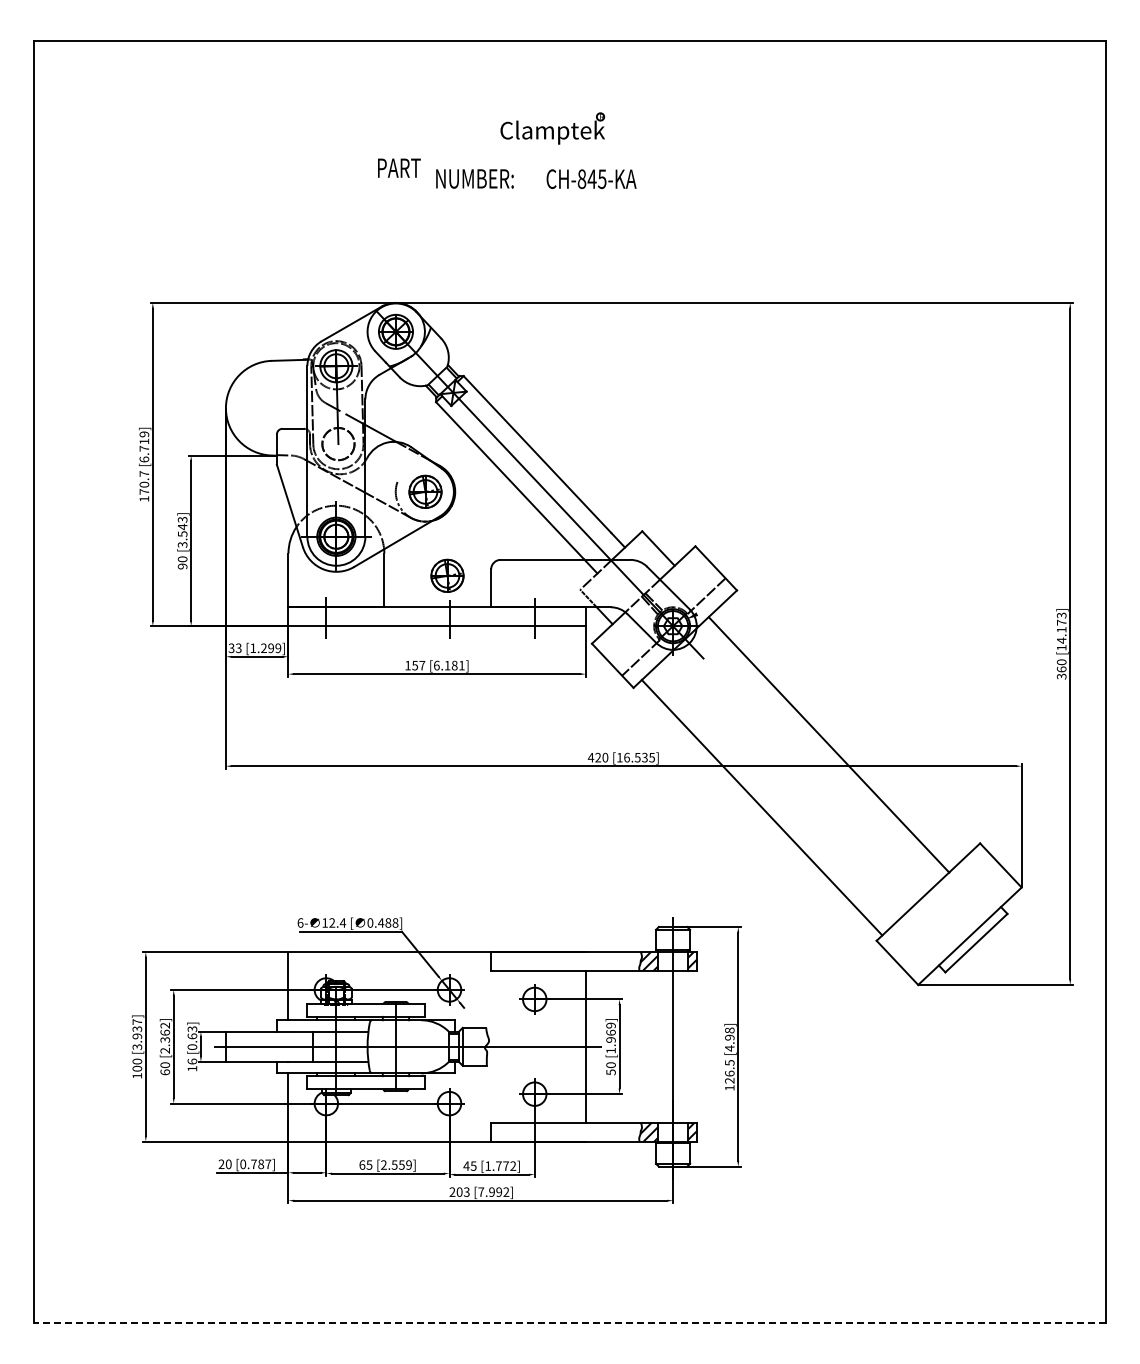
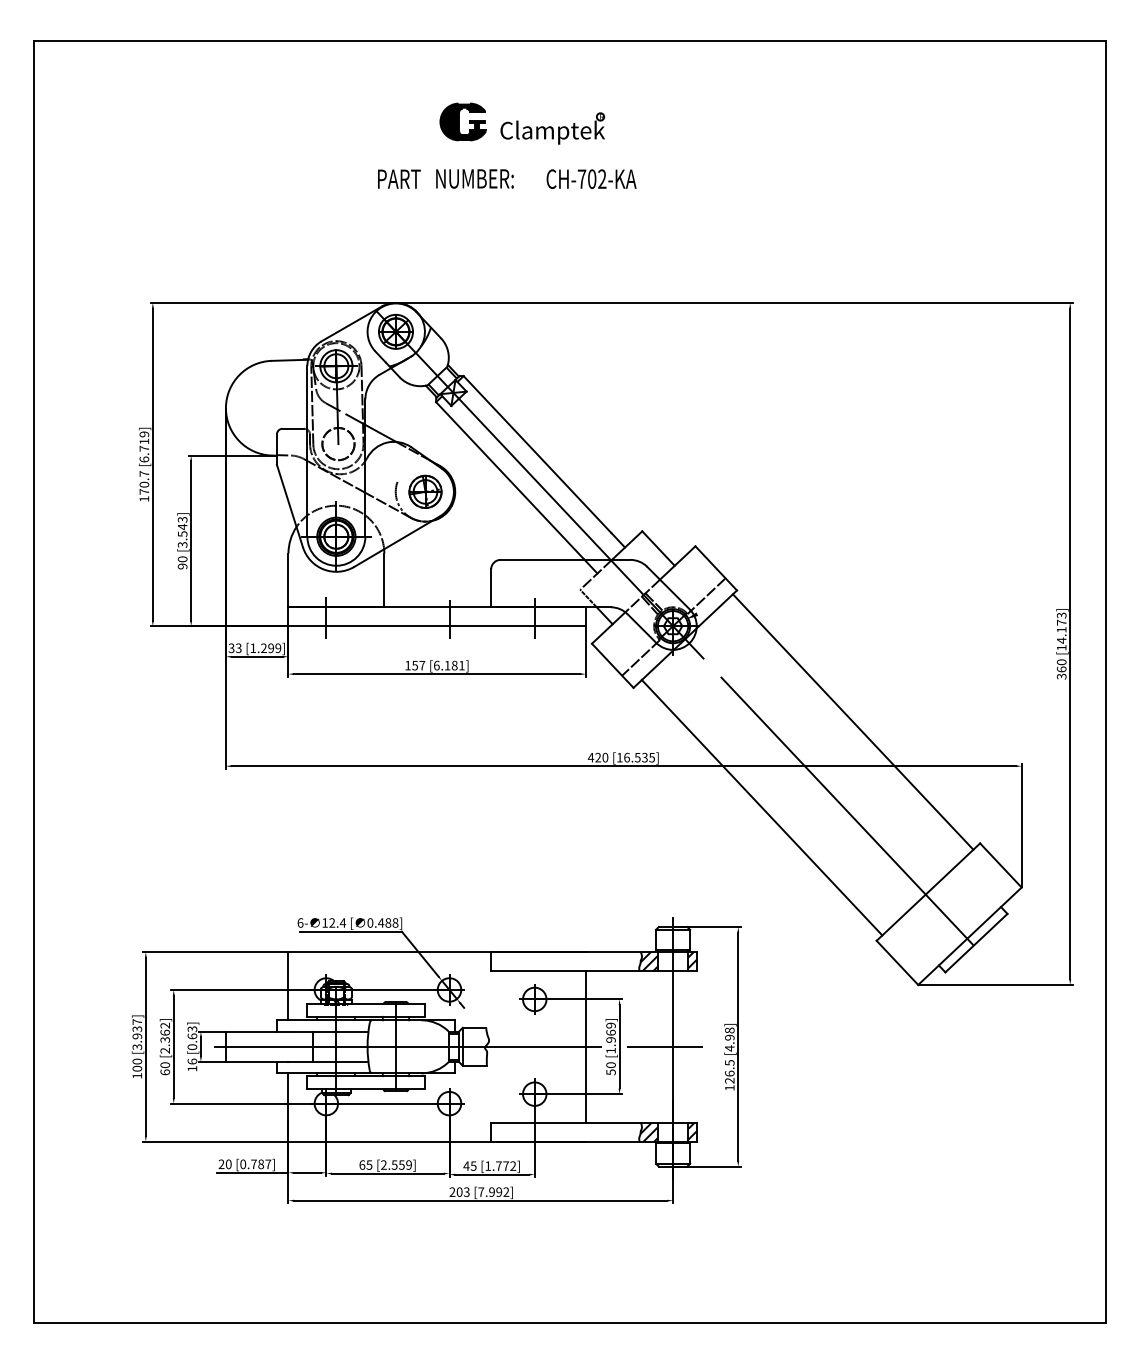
part: none -> present (462, 121)
text position: (399, 167) -> (399, 178) (399, 178)
text: CH-845-KA -> CH-702-KA (591, 179)
part: present -> none (447, 575)
line position: (828, 744) -> (852, 721) (852, 721)
line: none -> present (846, 810)
line: none -> present (665, 1046)
line: dashed -> solid (569, 1323)
